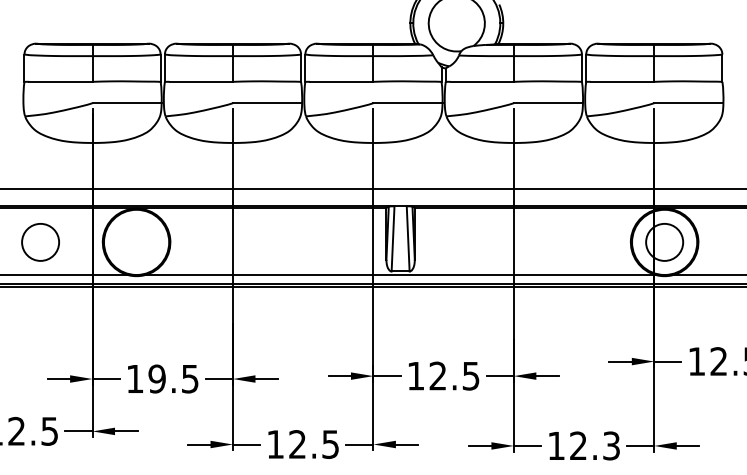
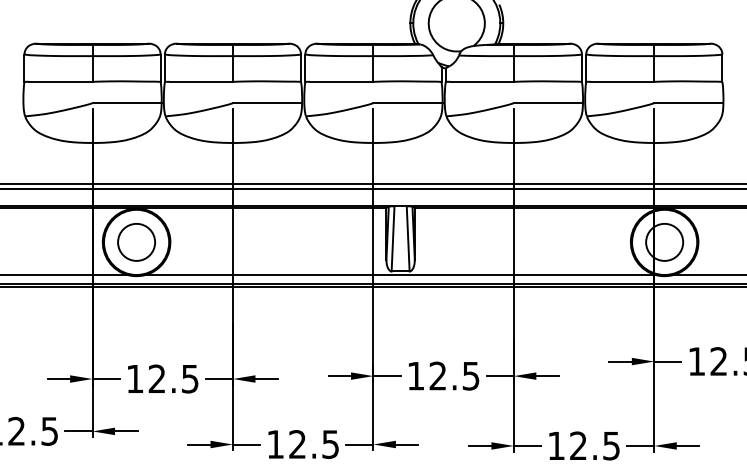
line: none -> present (372, 183)
circle position: (40, 242) -> (136, 242) (136, 242)
text: 19.5 -> 12.5 (156, 378)
text: 12.3 -> 12.5 (611, 445)
